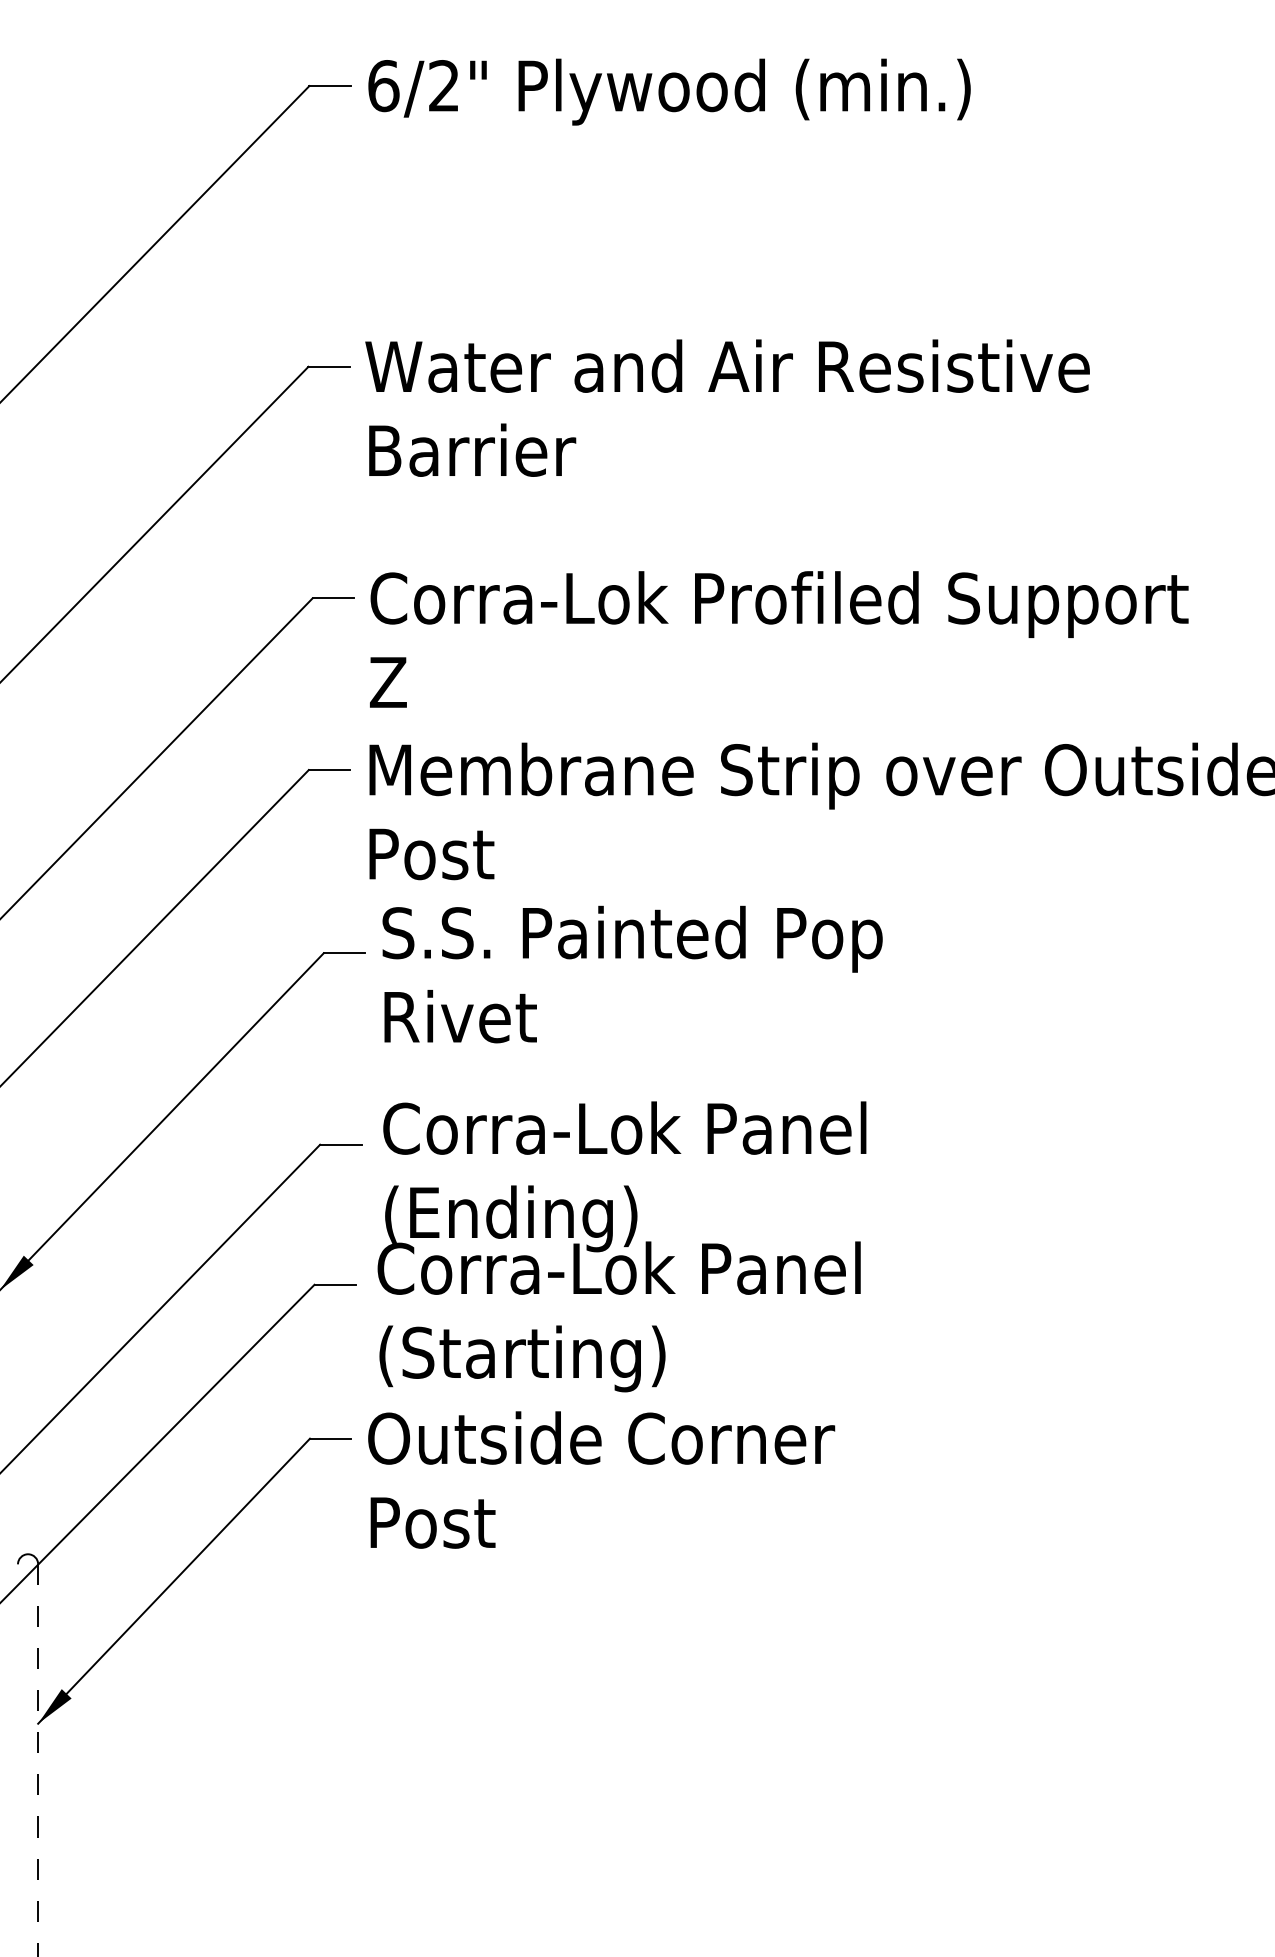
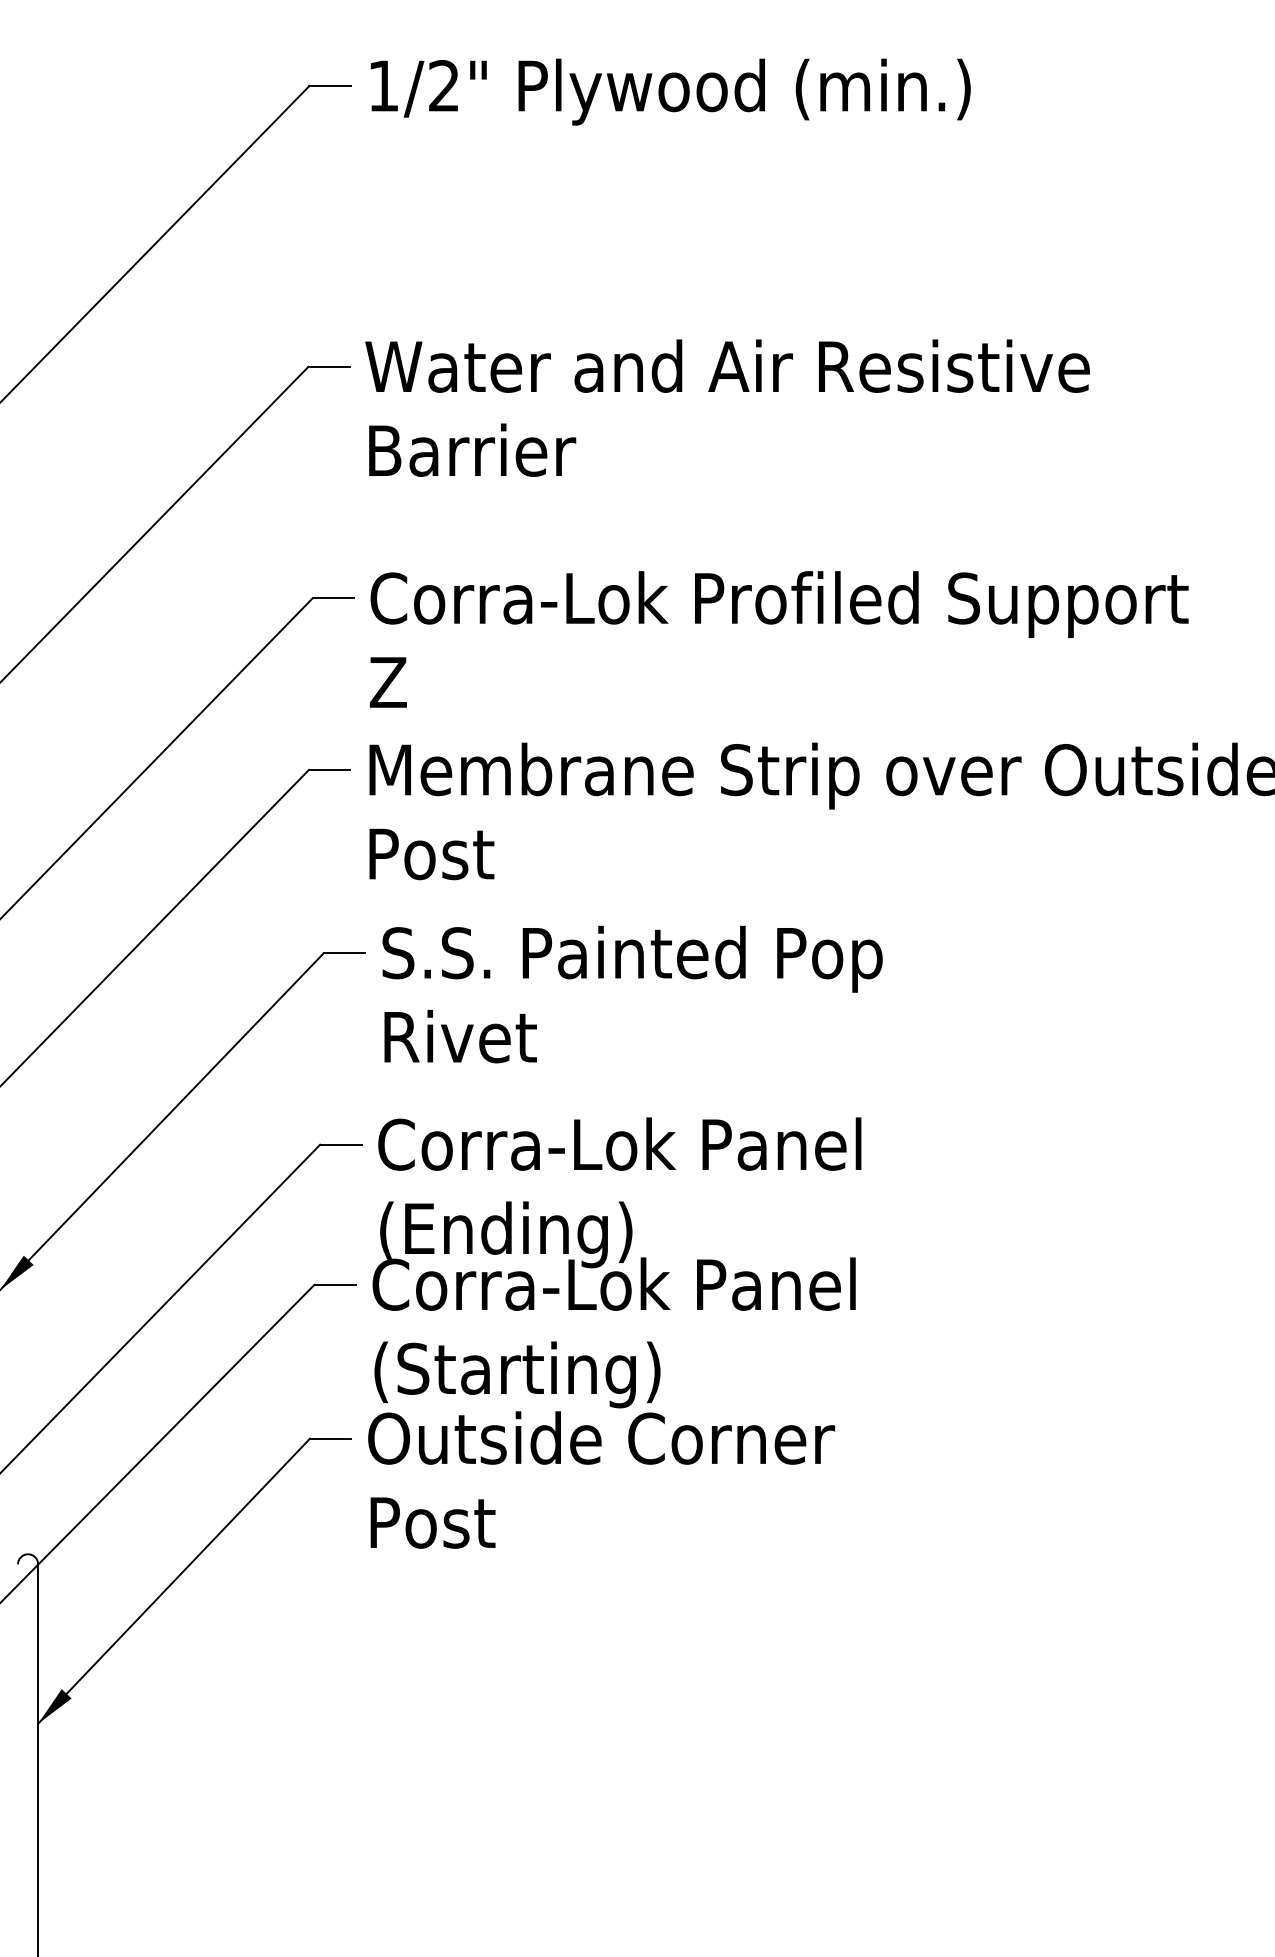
text: 6/2" -> 1/2" (383, 86)
text position: (632, 974) -> (632, 994) (632, 994)
text position: (621, 1246) -> (616, 1262) (616, 1262)
line: dashed -> solid (38, 1760)
